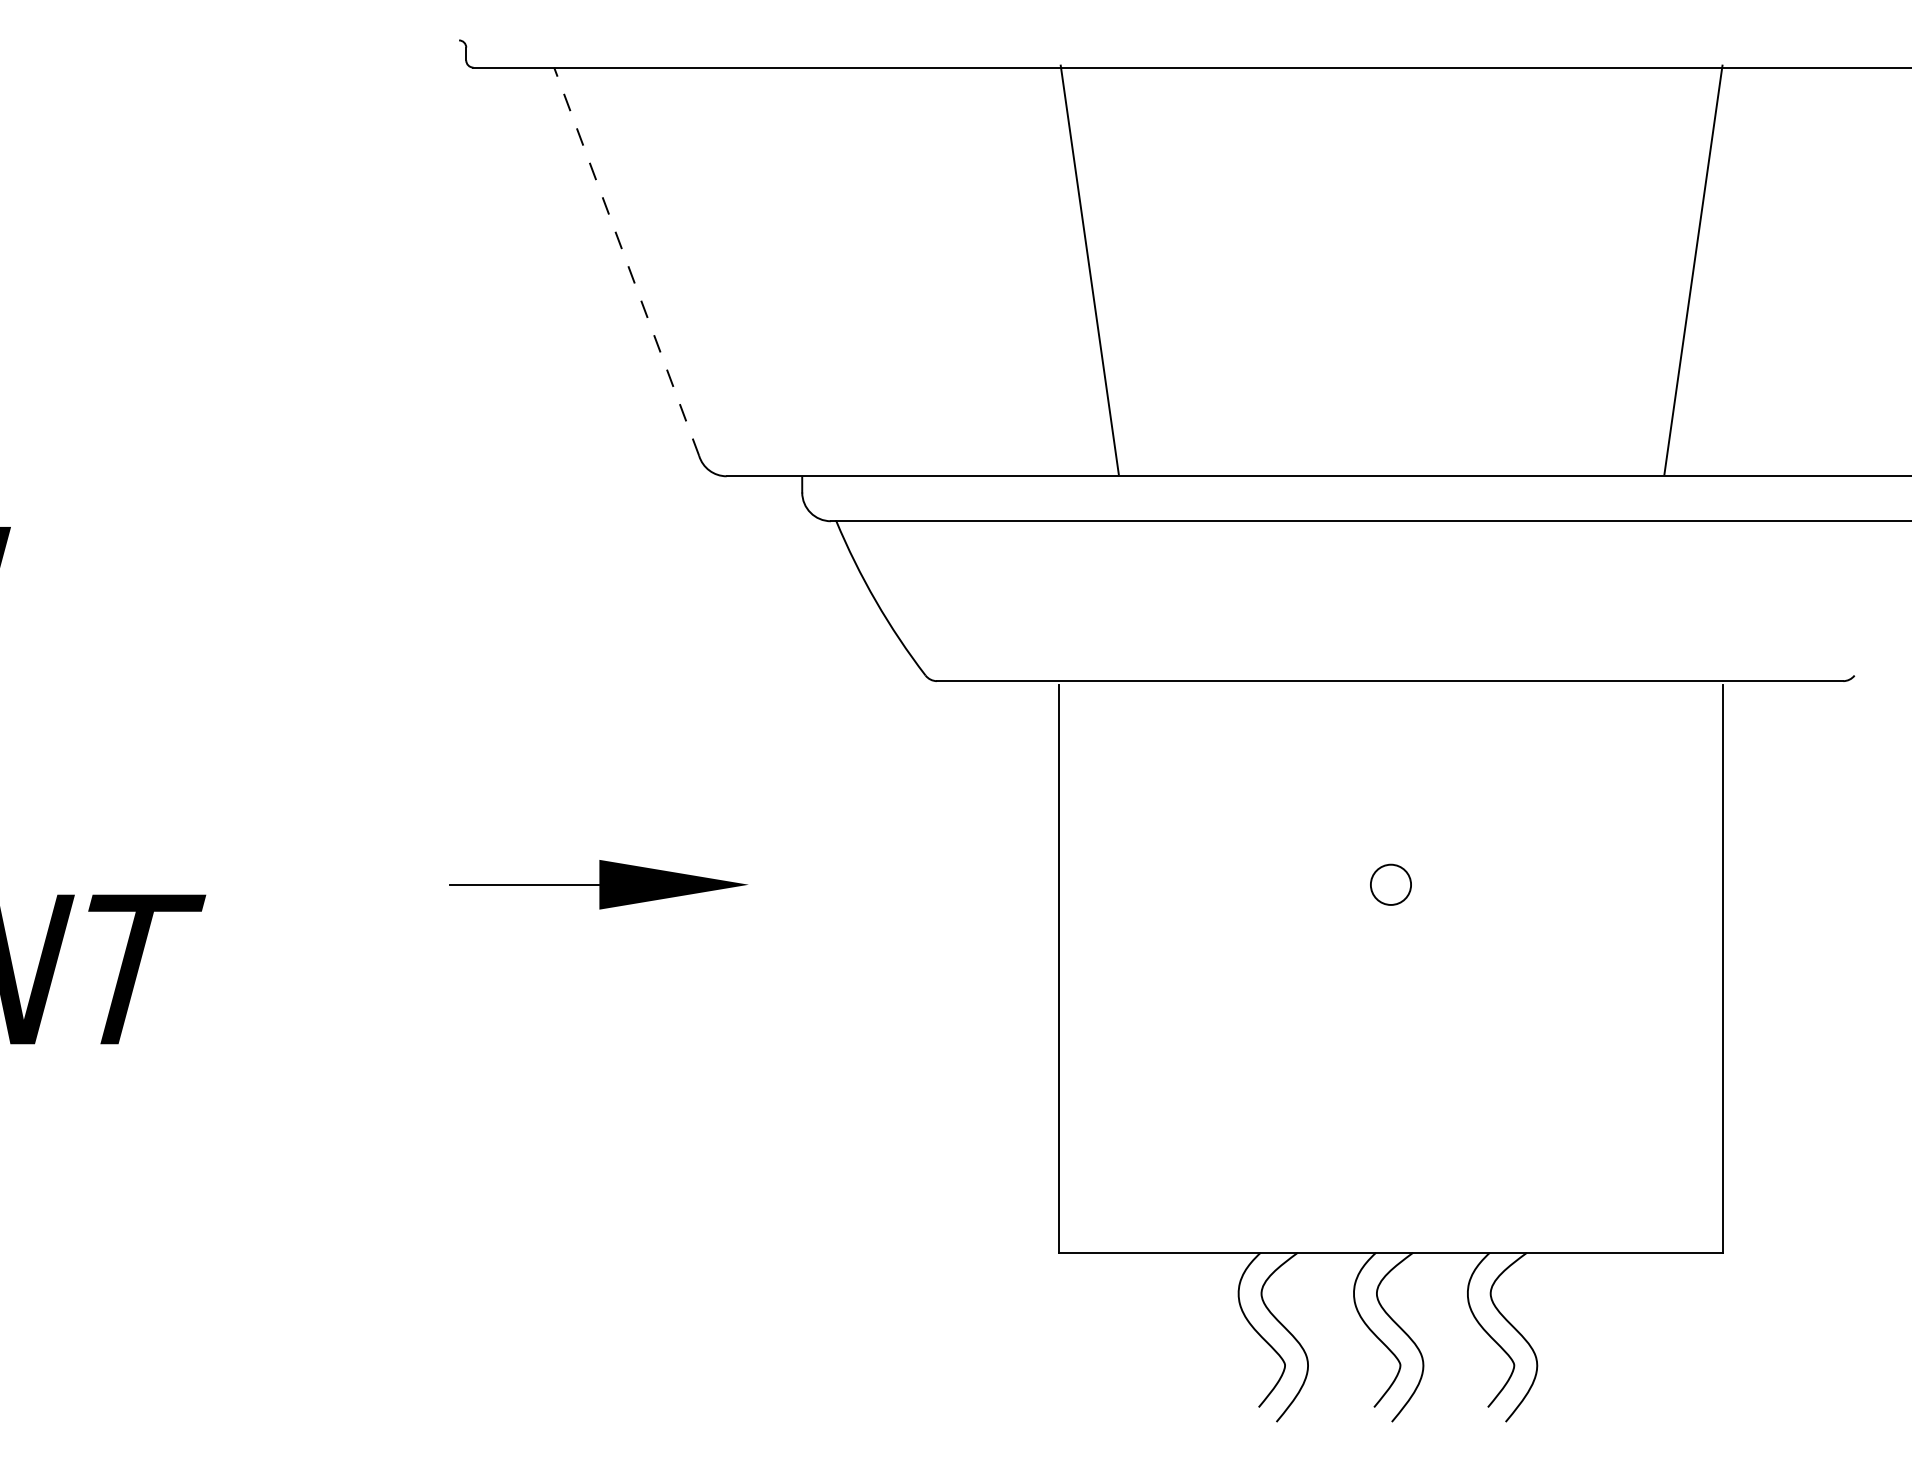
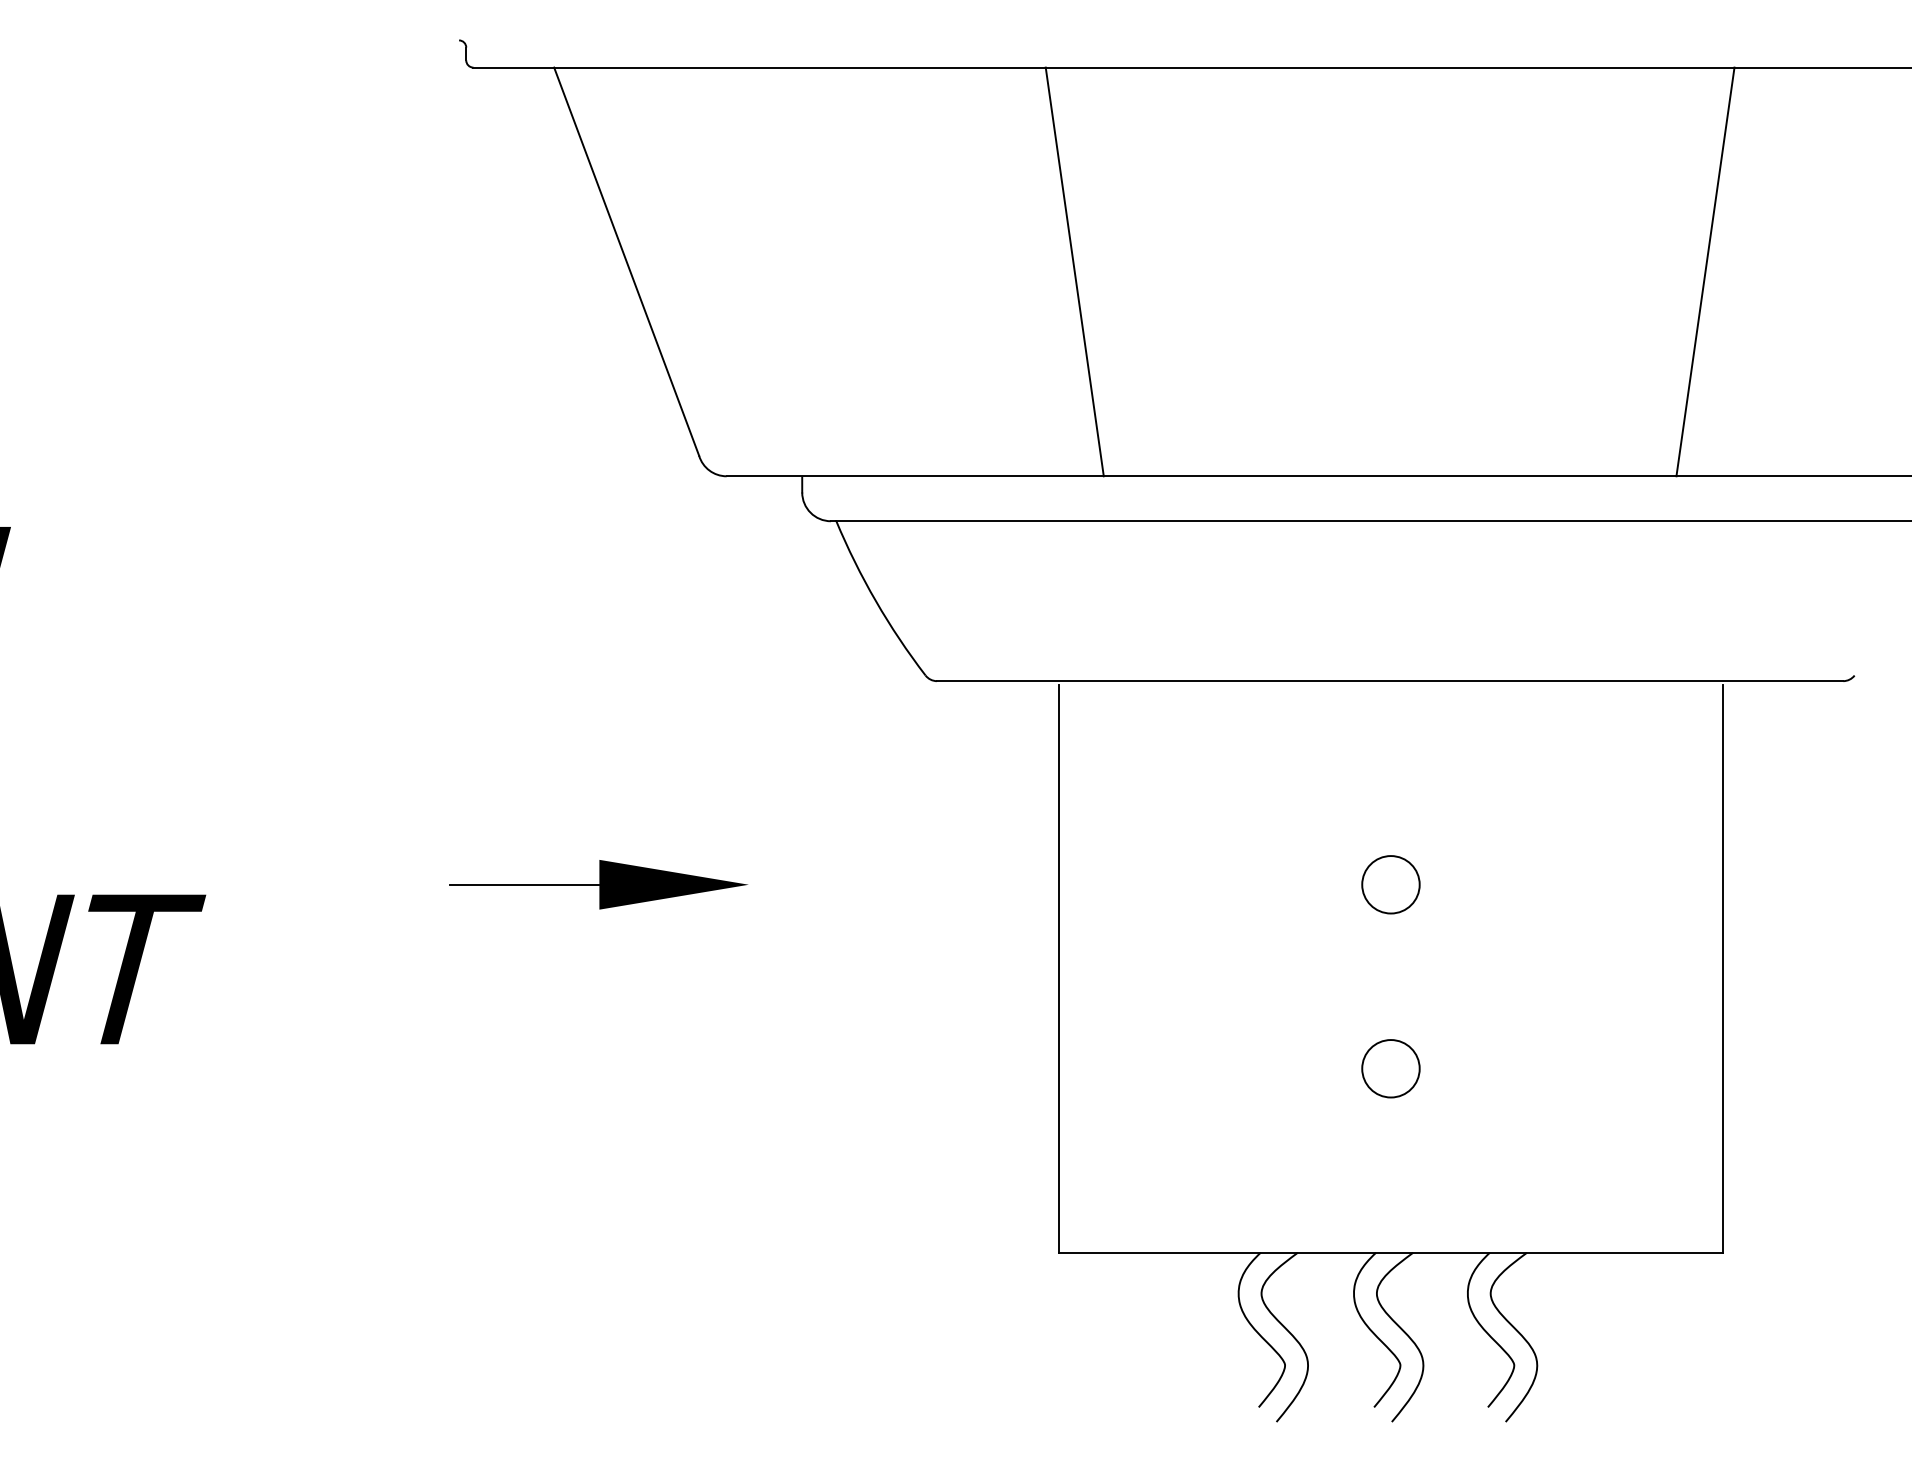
line: dashed -> solid (626, 261)
line position: (1089, 269) -> (1074, 271) (1074, 271)
line position: (1693, 269) -> (1705, 271) (1705, 271)
circle size: 42x43 px -> 60x60 px (1390, 884)
circle: none -> present (1390, 1068)
